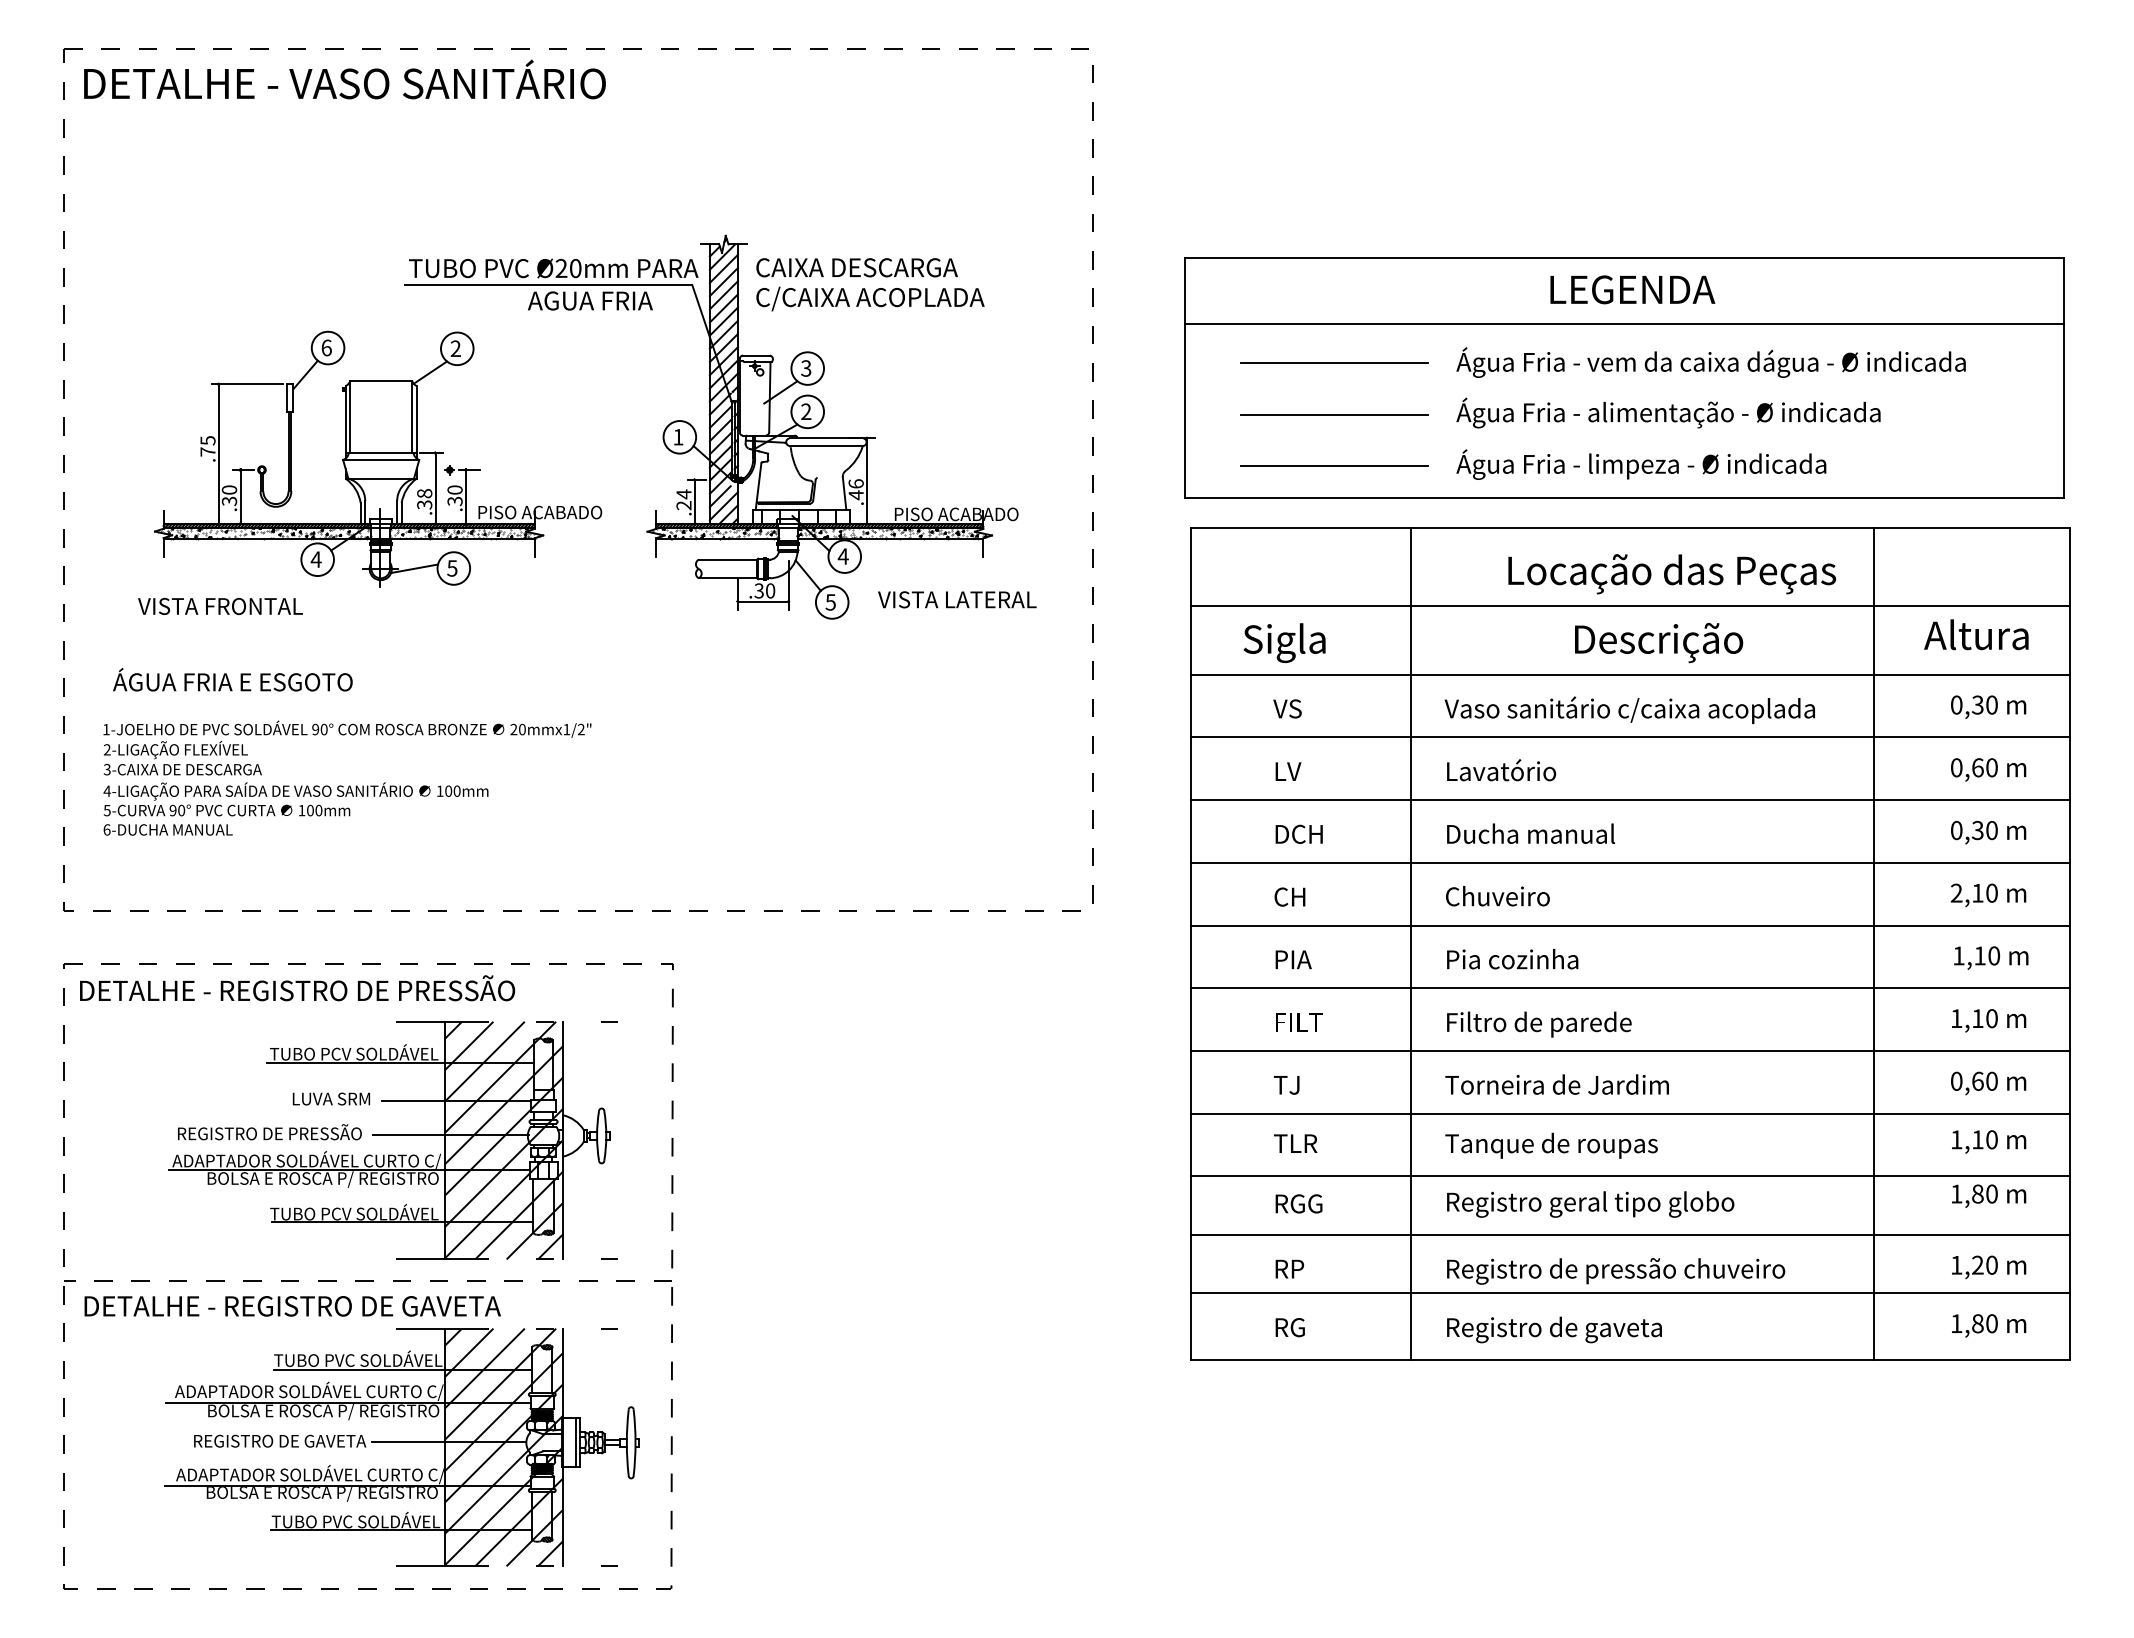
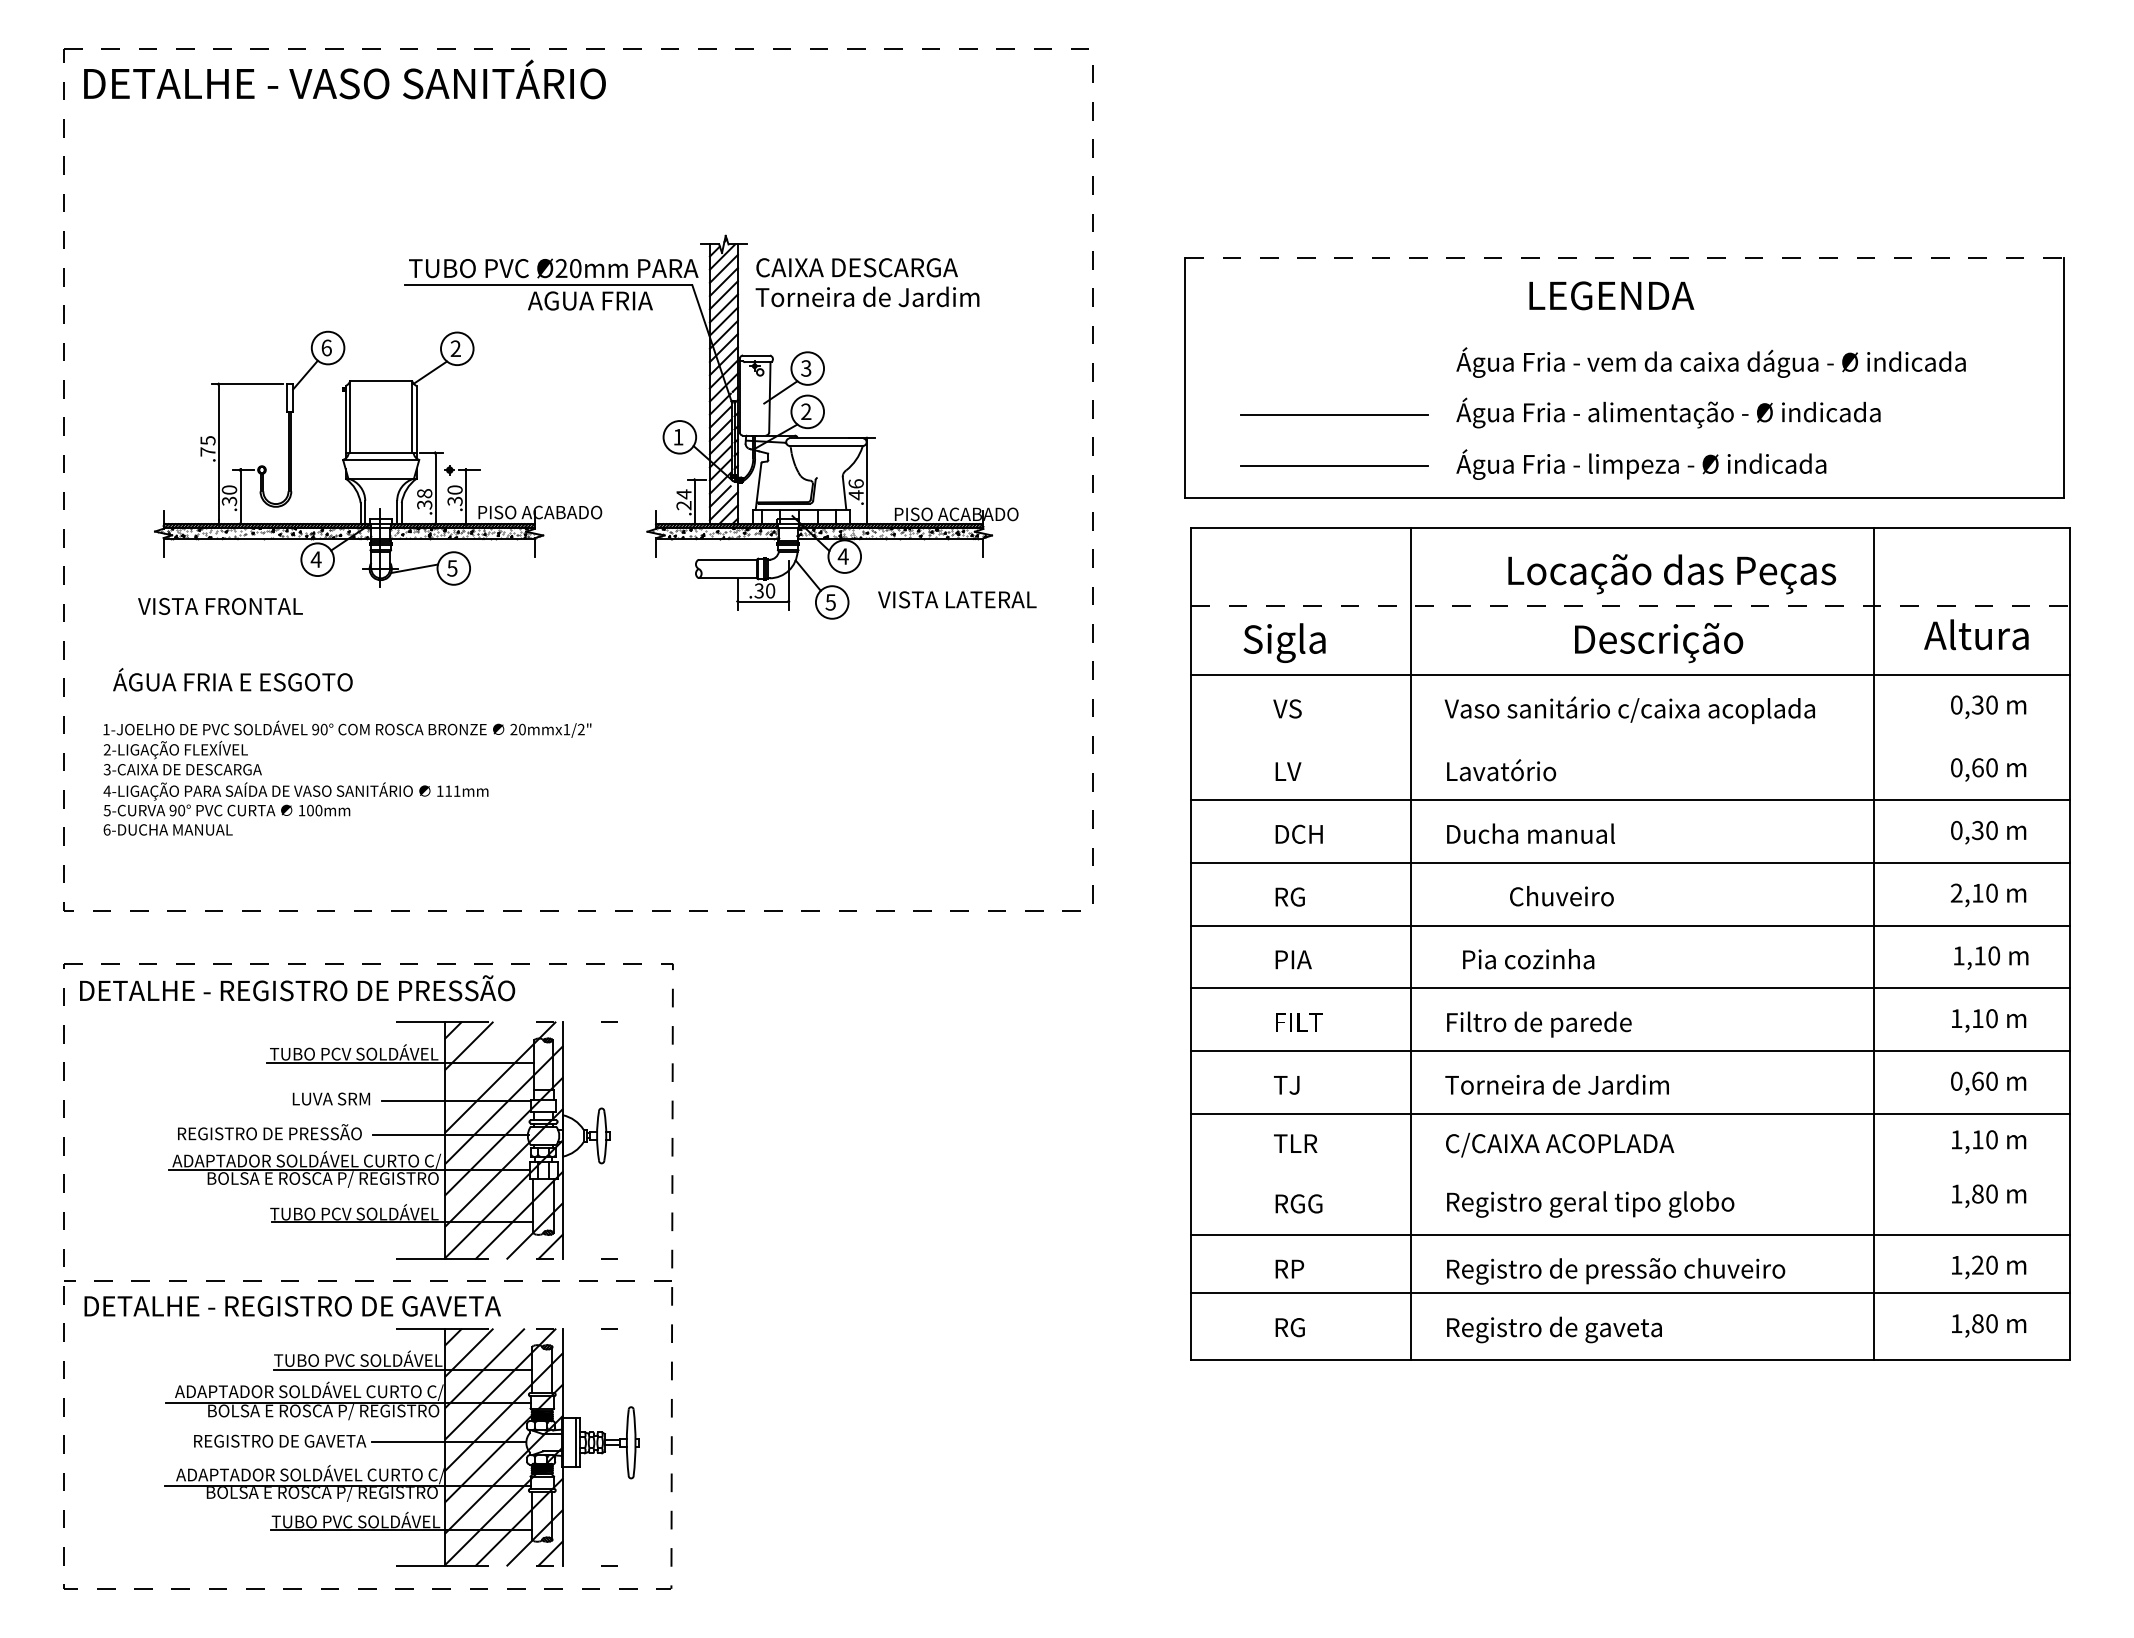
line: solid -> dashed (1625, 257)
text position: (1632, 289) -> (1611, 295) (1611, 295)
text: C/CAIXA ACOPLADA -> Torneira de Jardim (869, 298)
line: present -> none (1624, 324)
line: present -> none (1334, 363)
line: solid -> dashed (1631, 606)
line: present -> none (1630, 737)
text: 100mm -> 111mm (452, 790)
text: CH -> RG (1289, 896)
text position: (1497, 896) -> (1561, 896) (1561, 896)
text position: (1512, 959) -> (1528, 959) (1528, 959)
line: present -> none (484, 1061)
text: Tanque de roupas -> C/CAIXA ACOPLADA (1559, 1145)
line: present -> none (1630, 1176)
